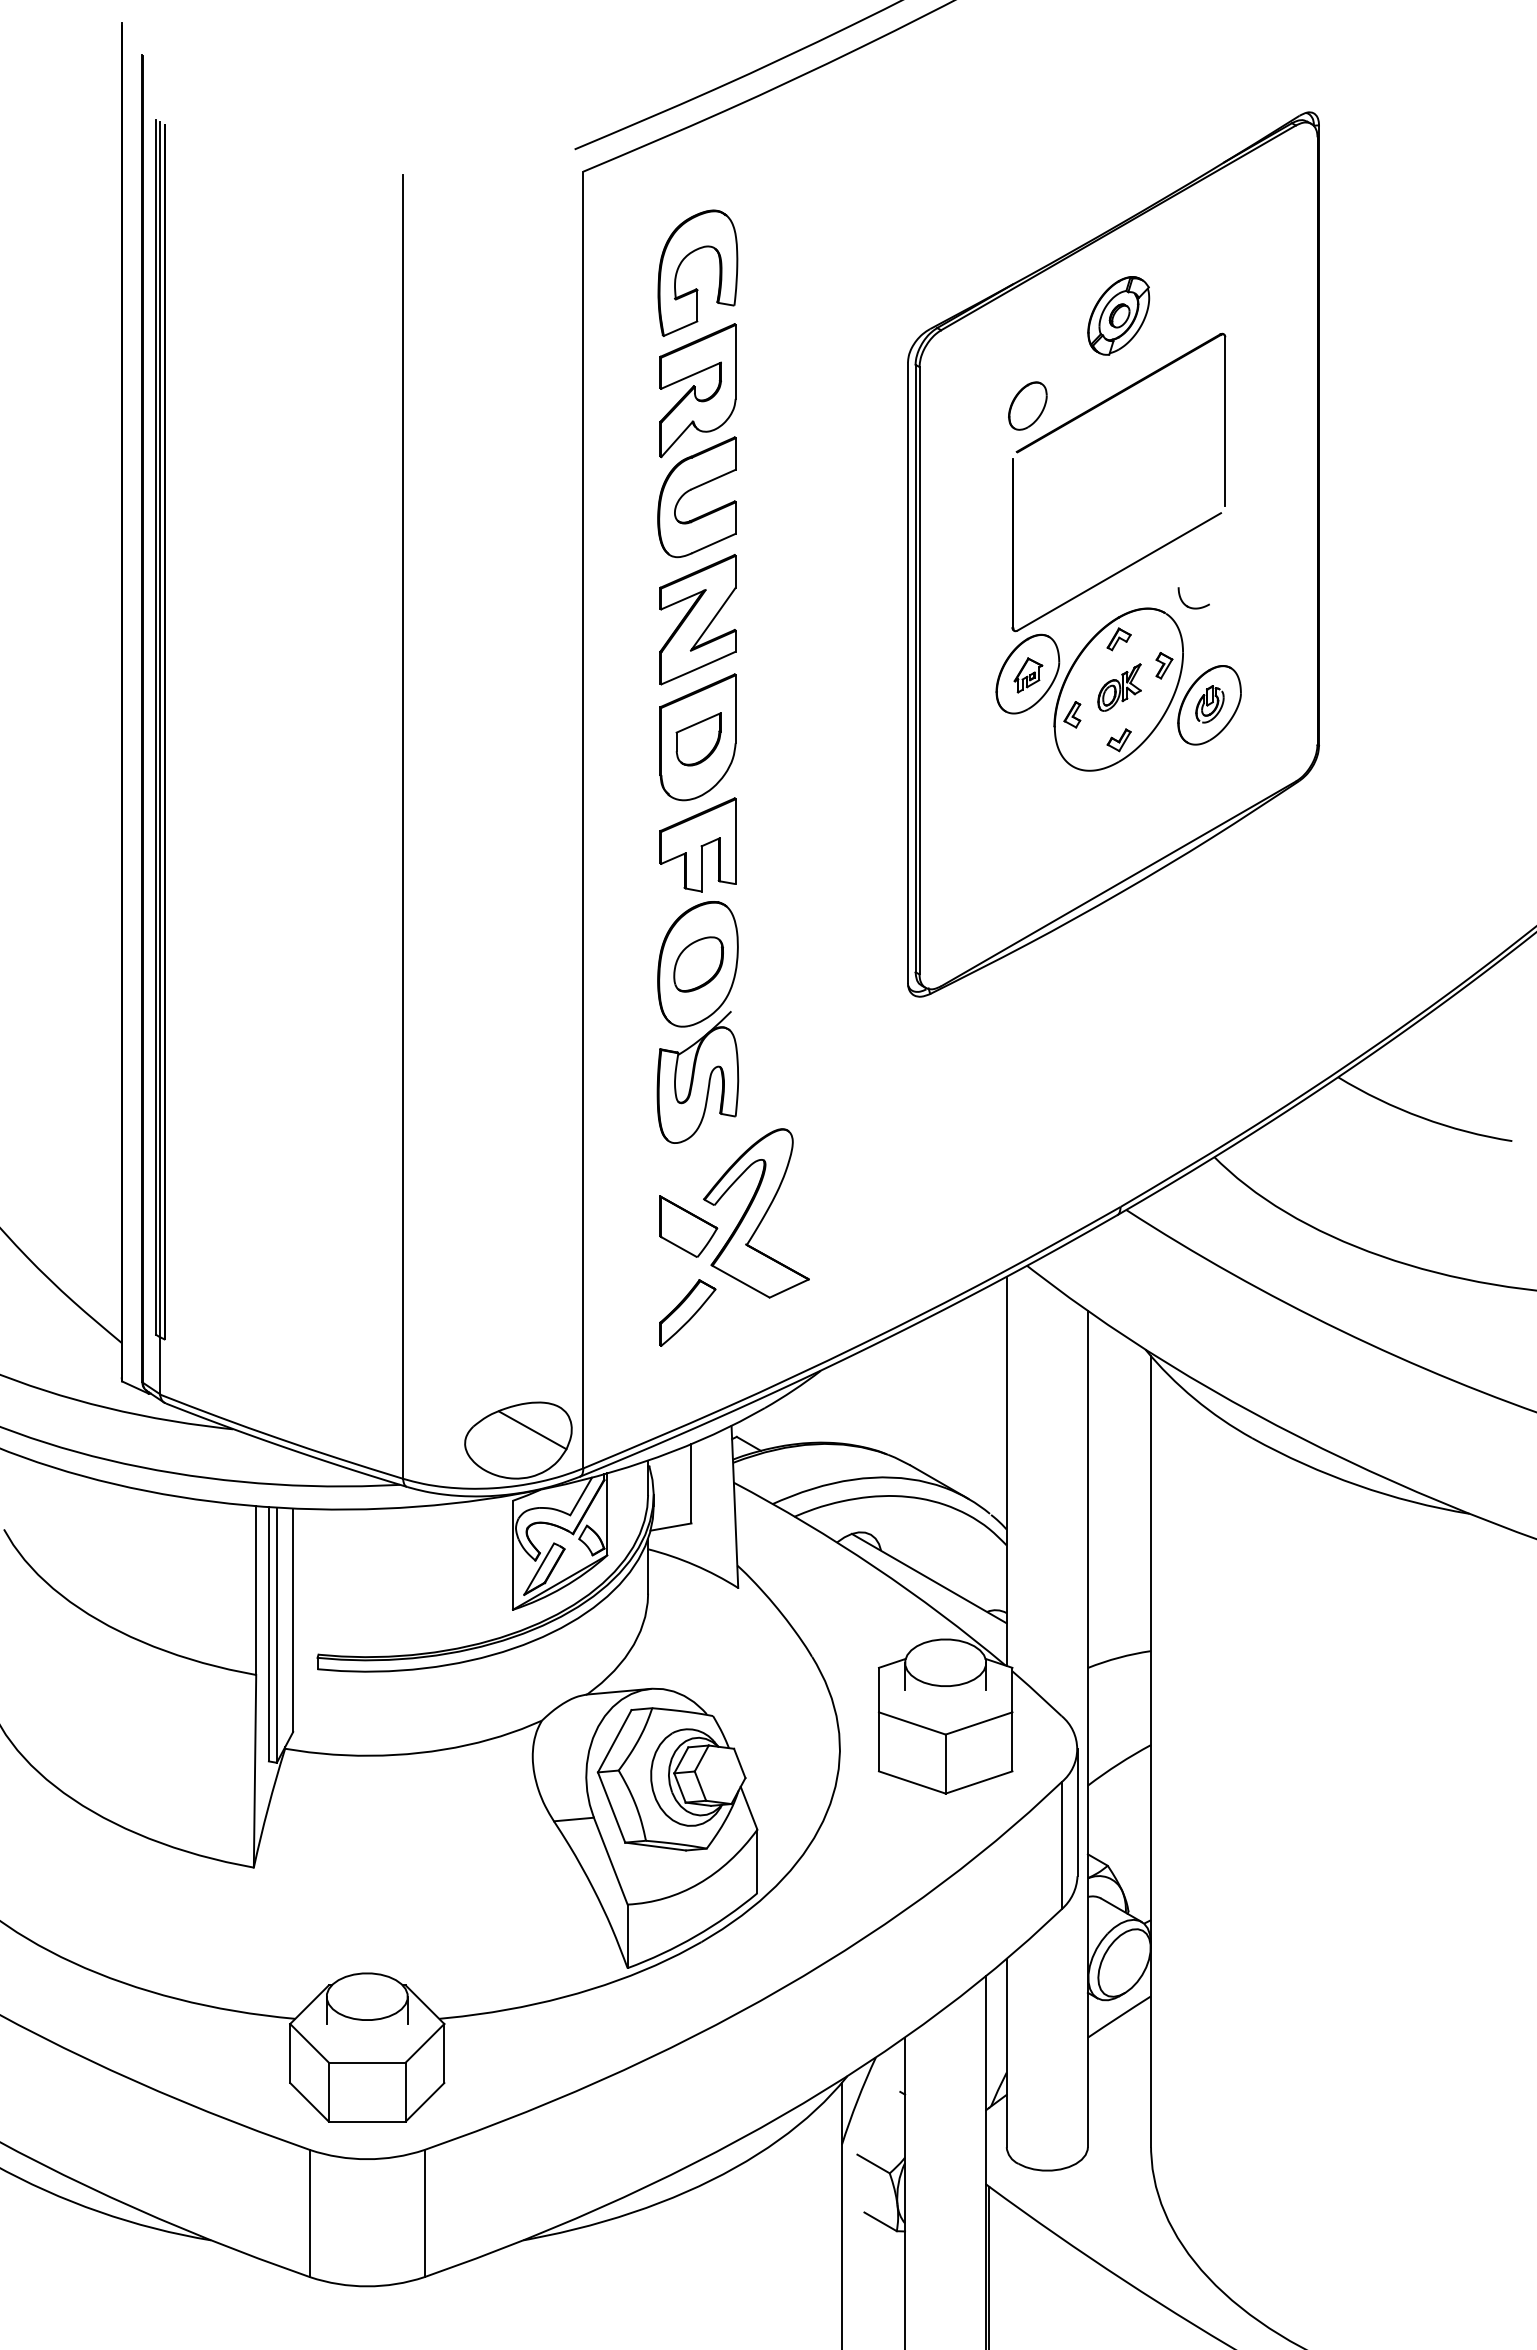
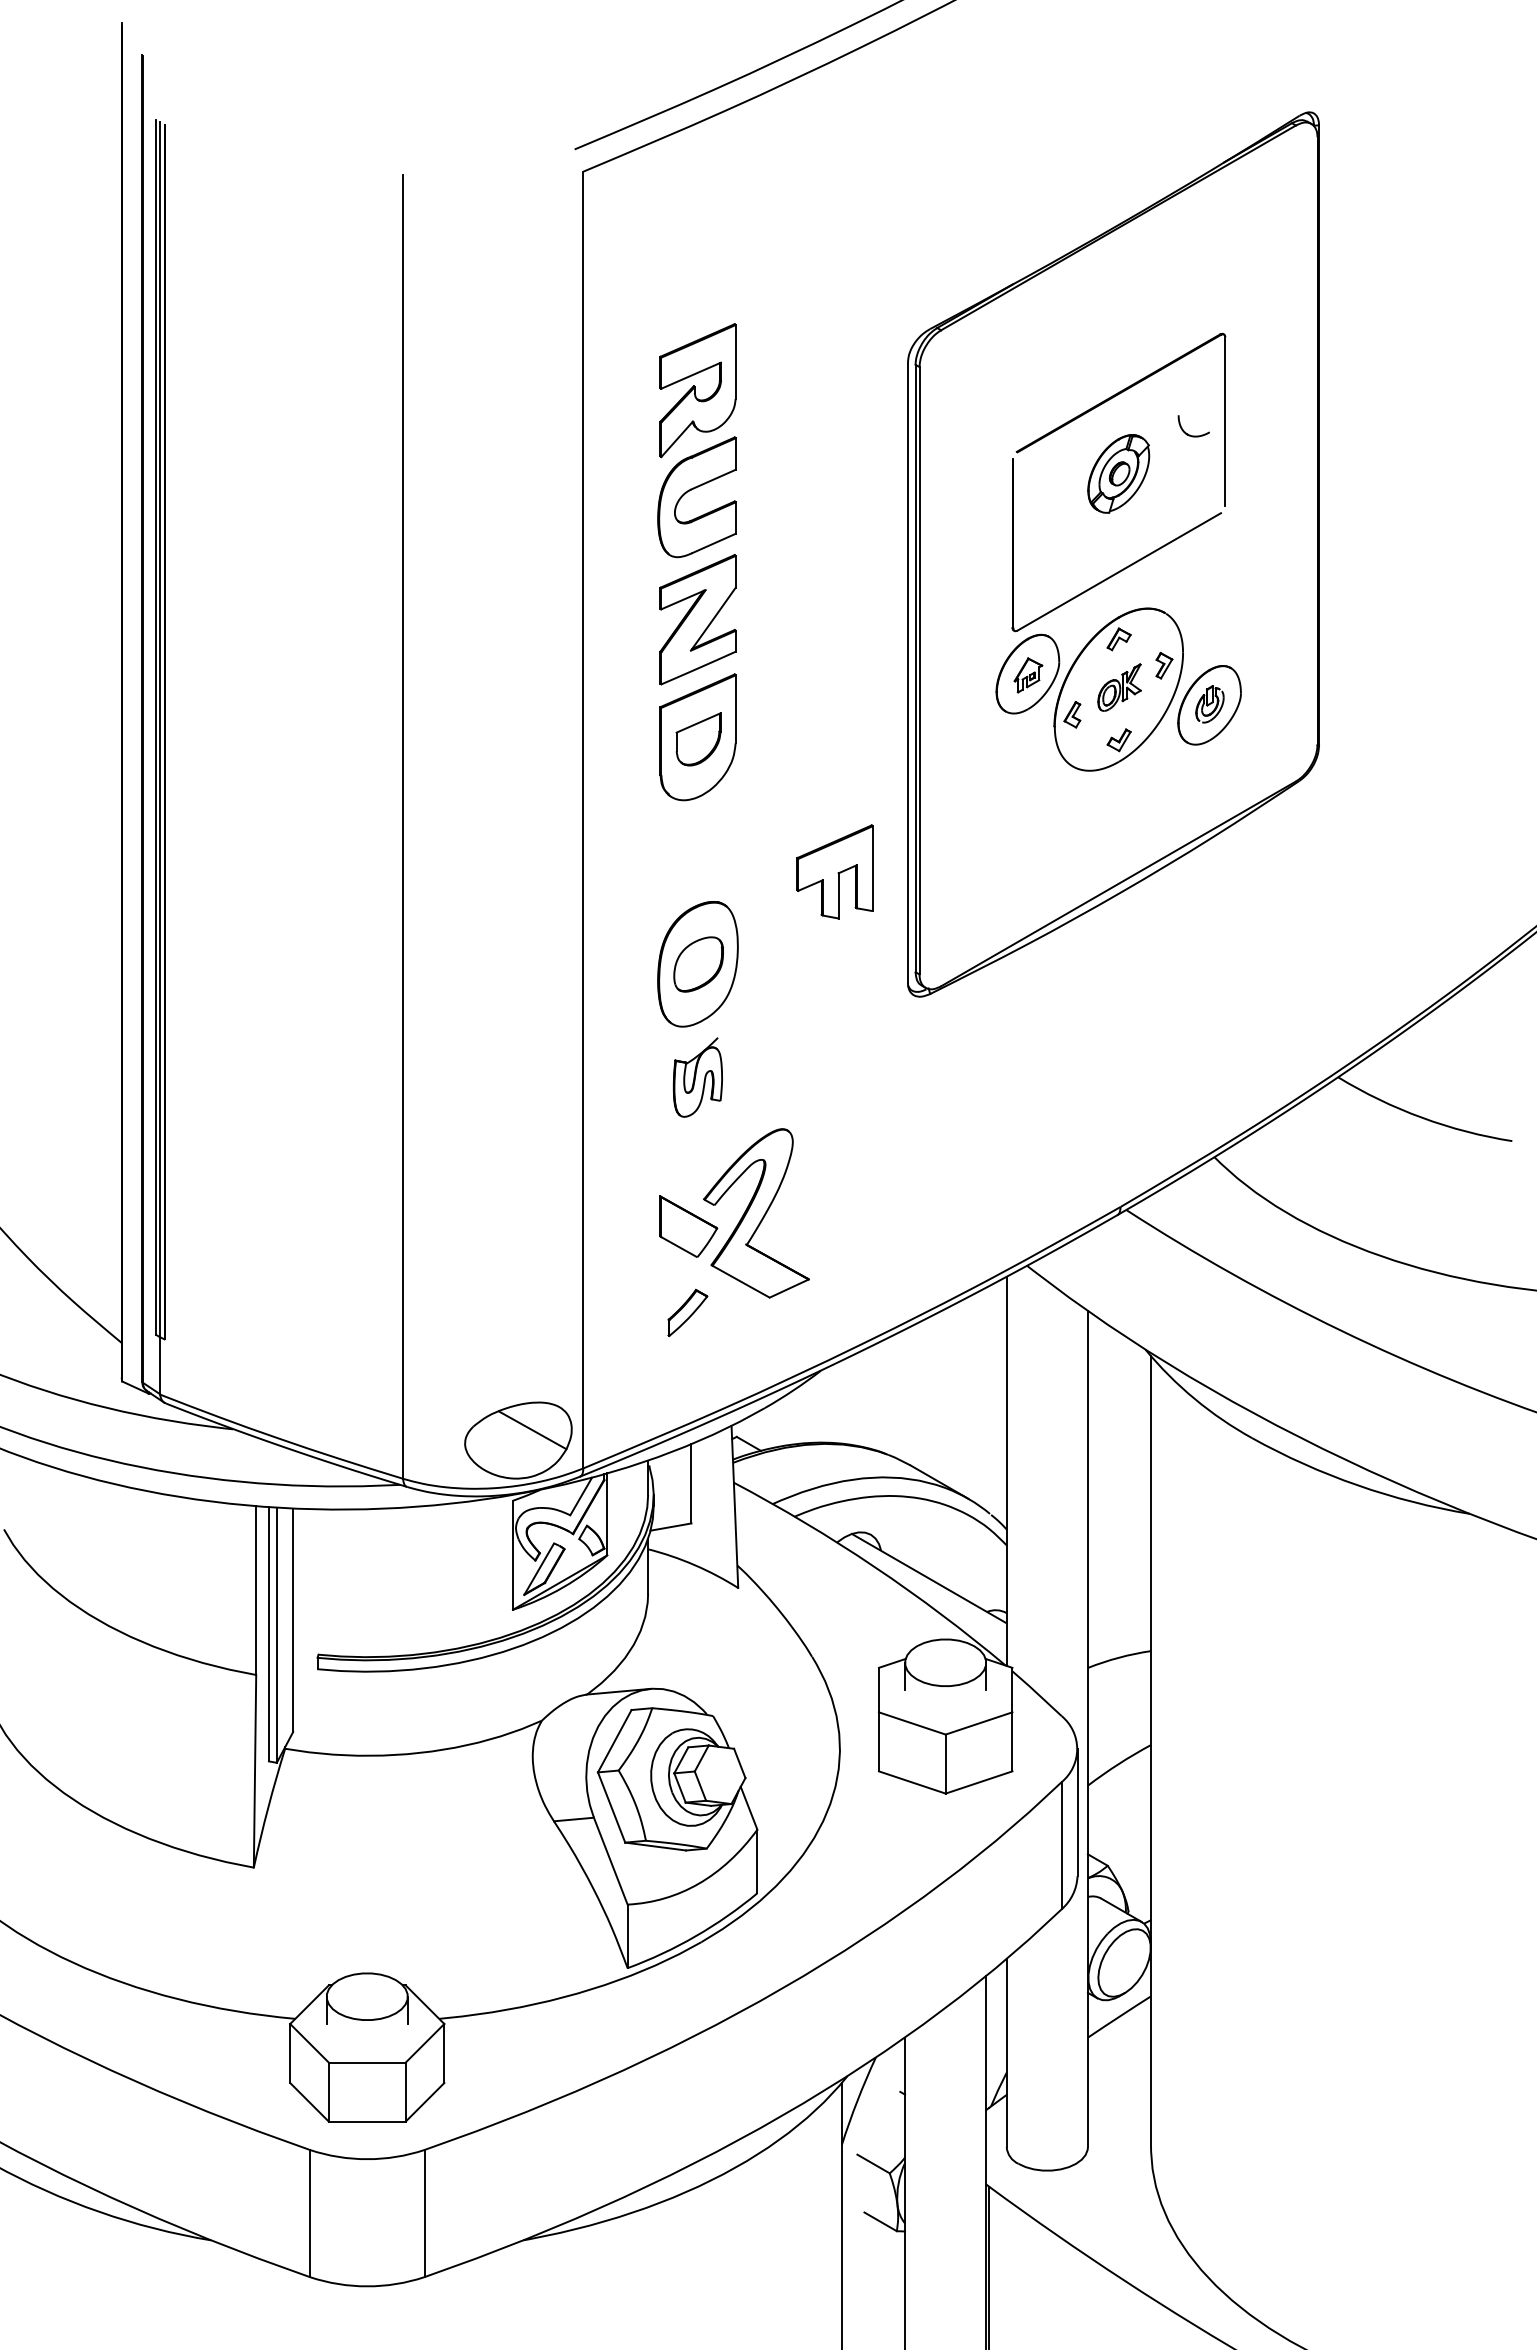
part: present -> none (697, 288)
part position: (1118, 315) -> (1118, 473) (1118, 473)
part: present -> none (1027, 405)
part position: (1190, 606) -> (1190, 434) (1190, 434)
part position: (697, 844) -> (834, 871) (834, 871)
part size: 84x133 px -> 51x81 px (697, 1077)
part size: 58x68 px -> 42x49 px (687, 1312)
